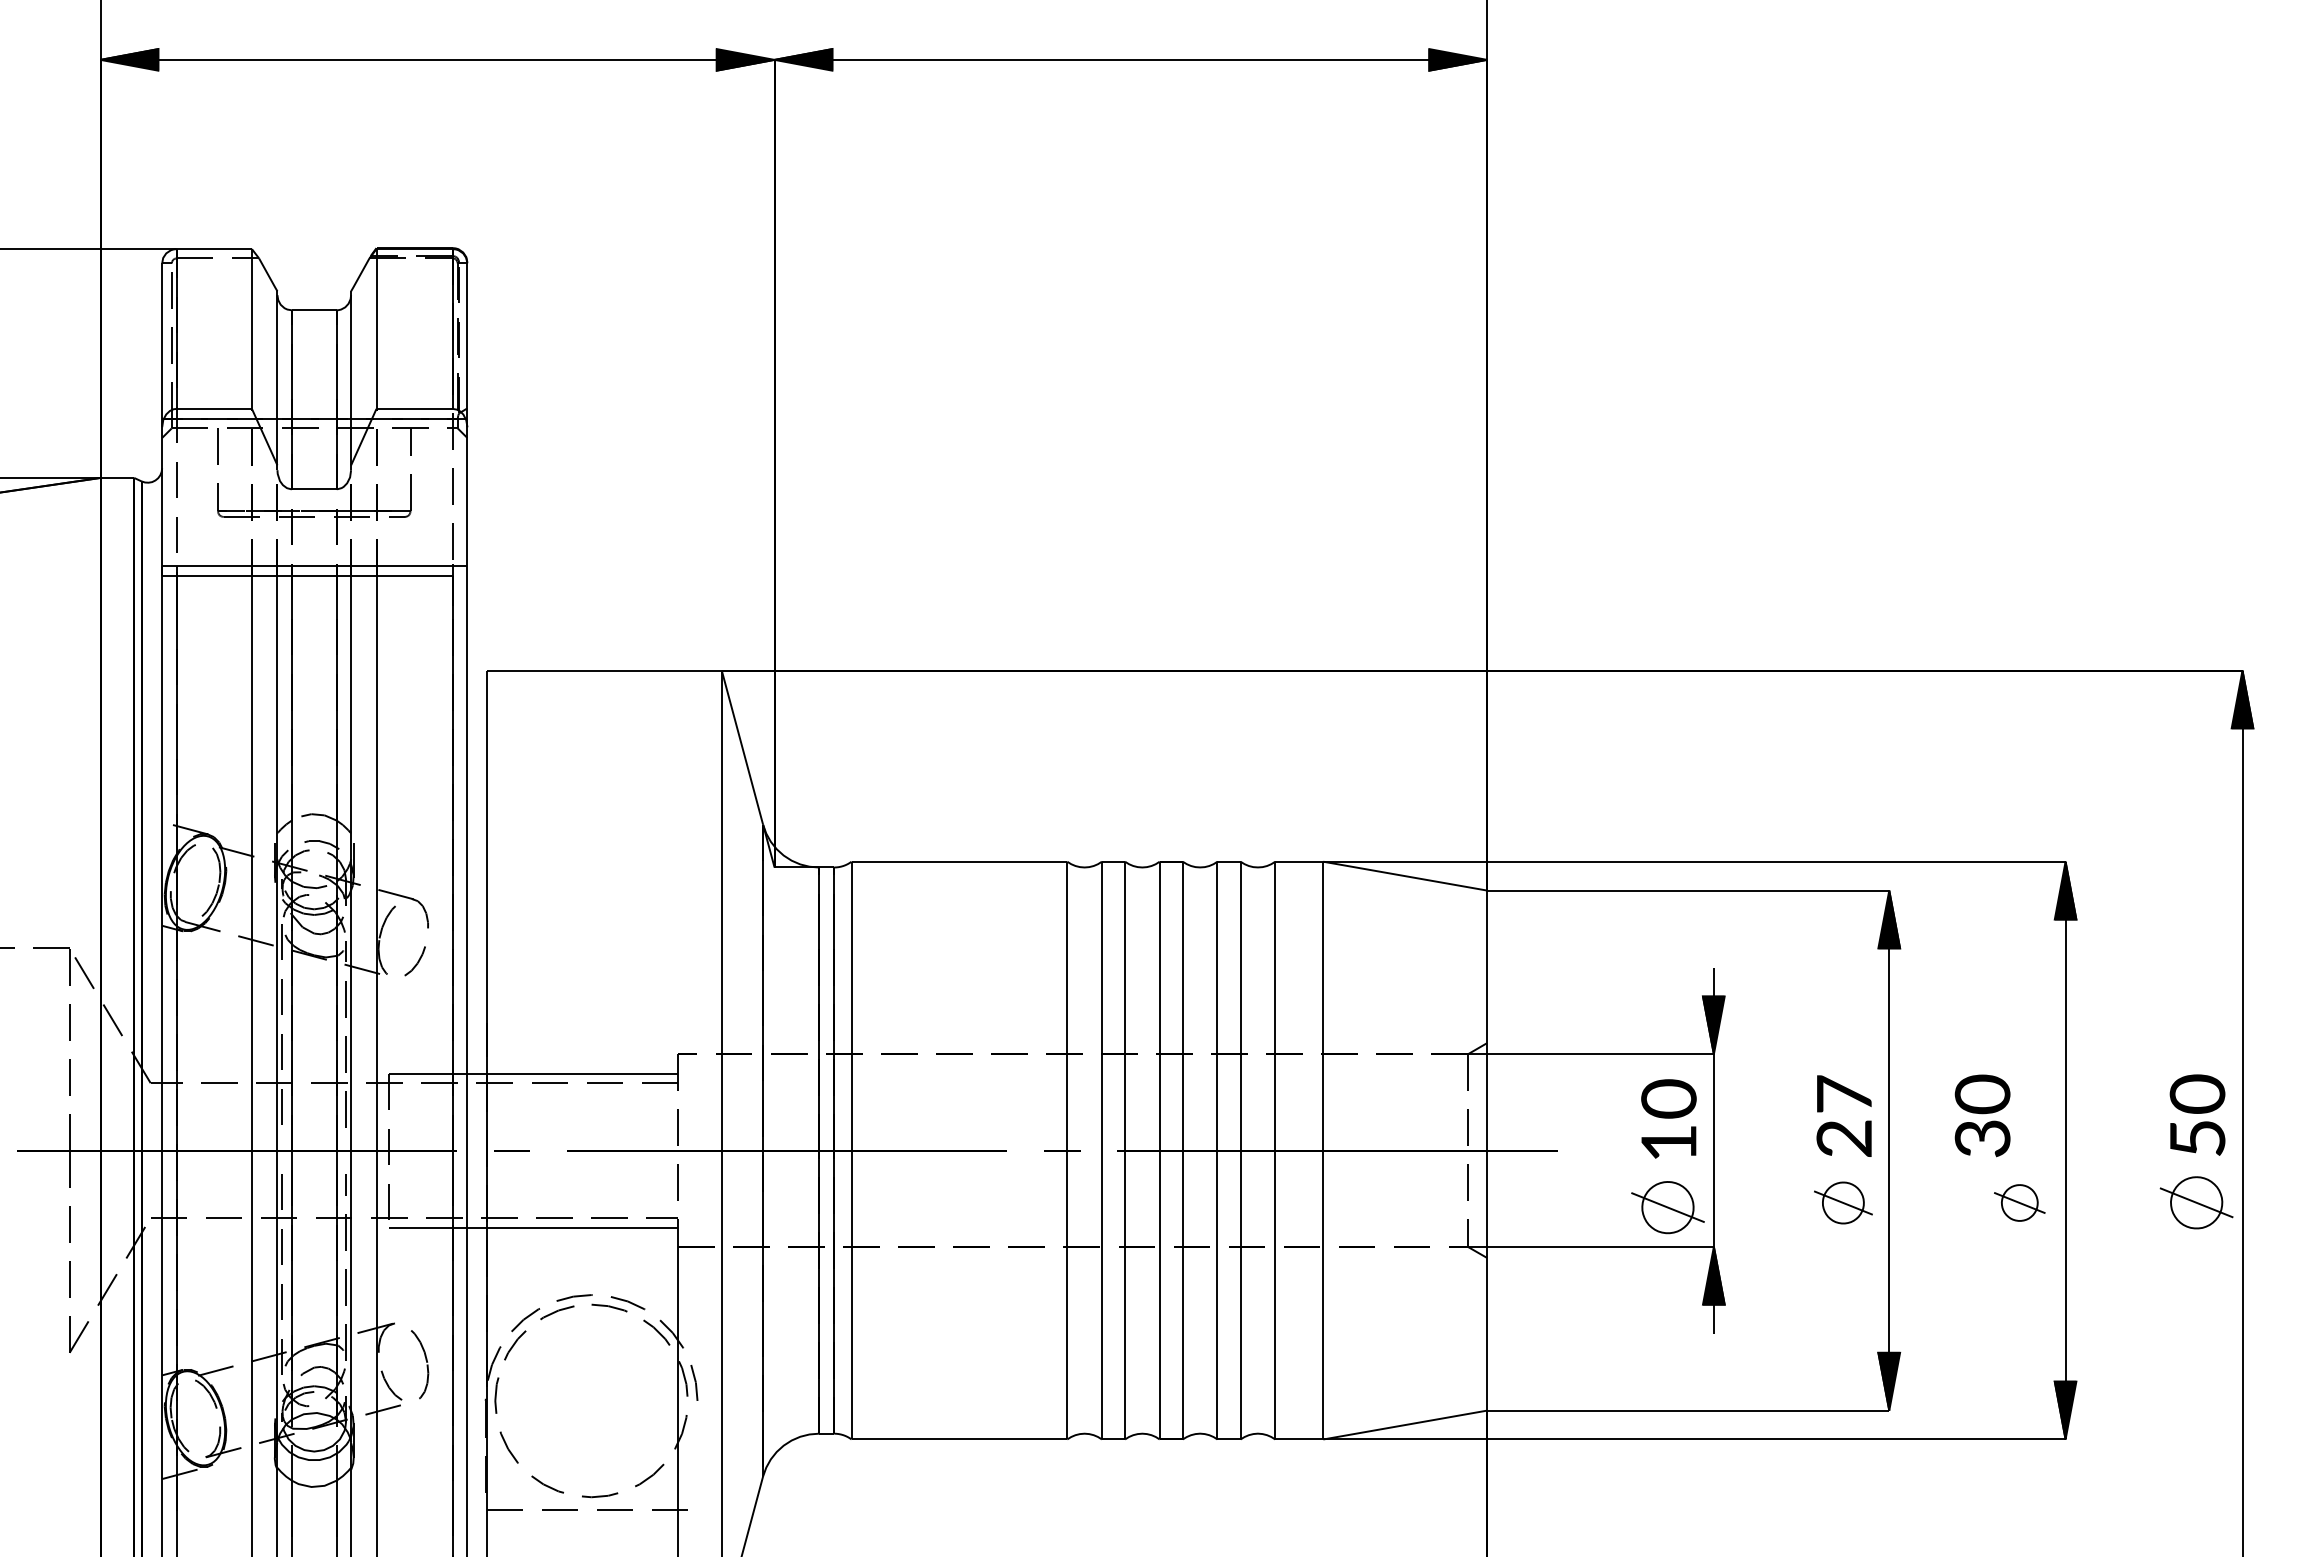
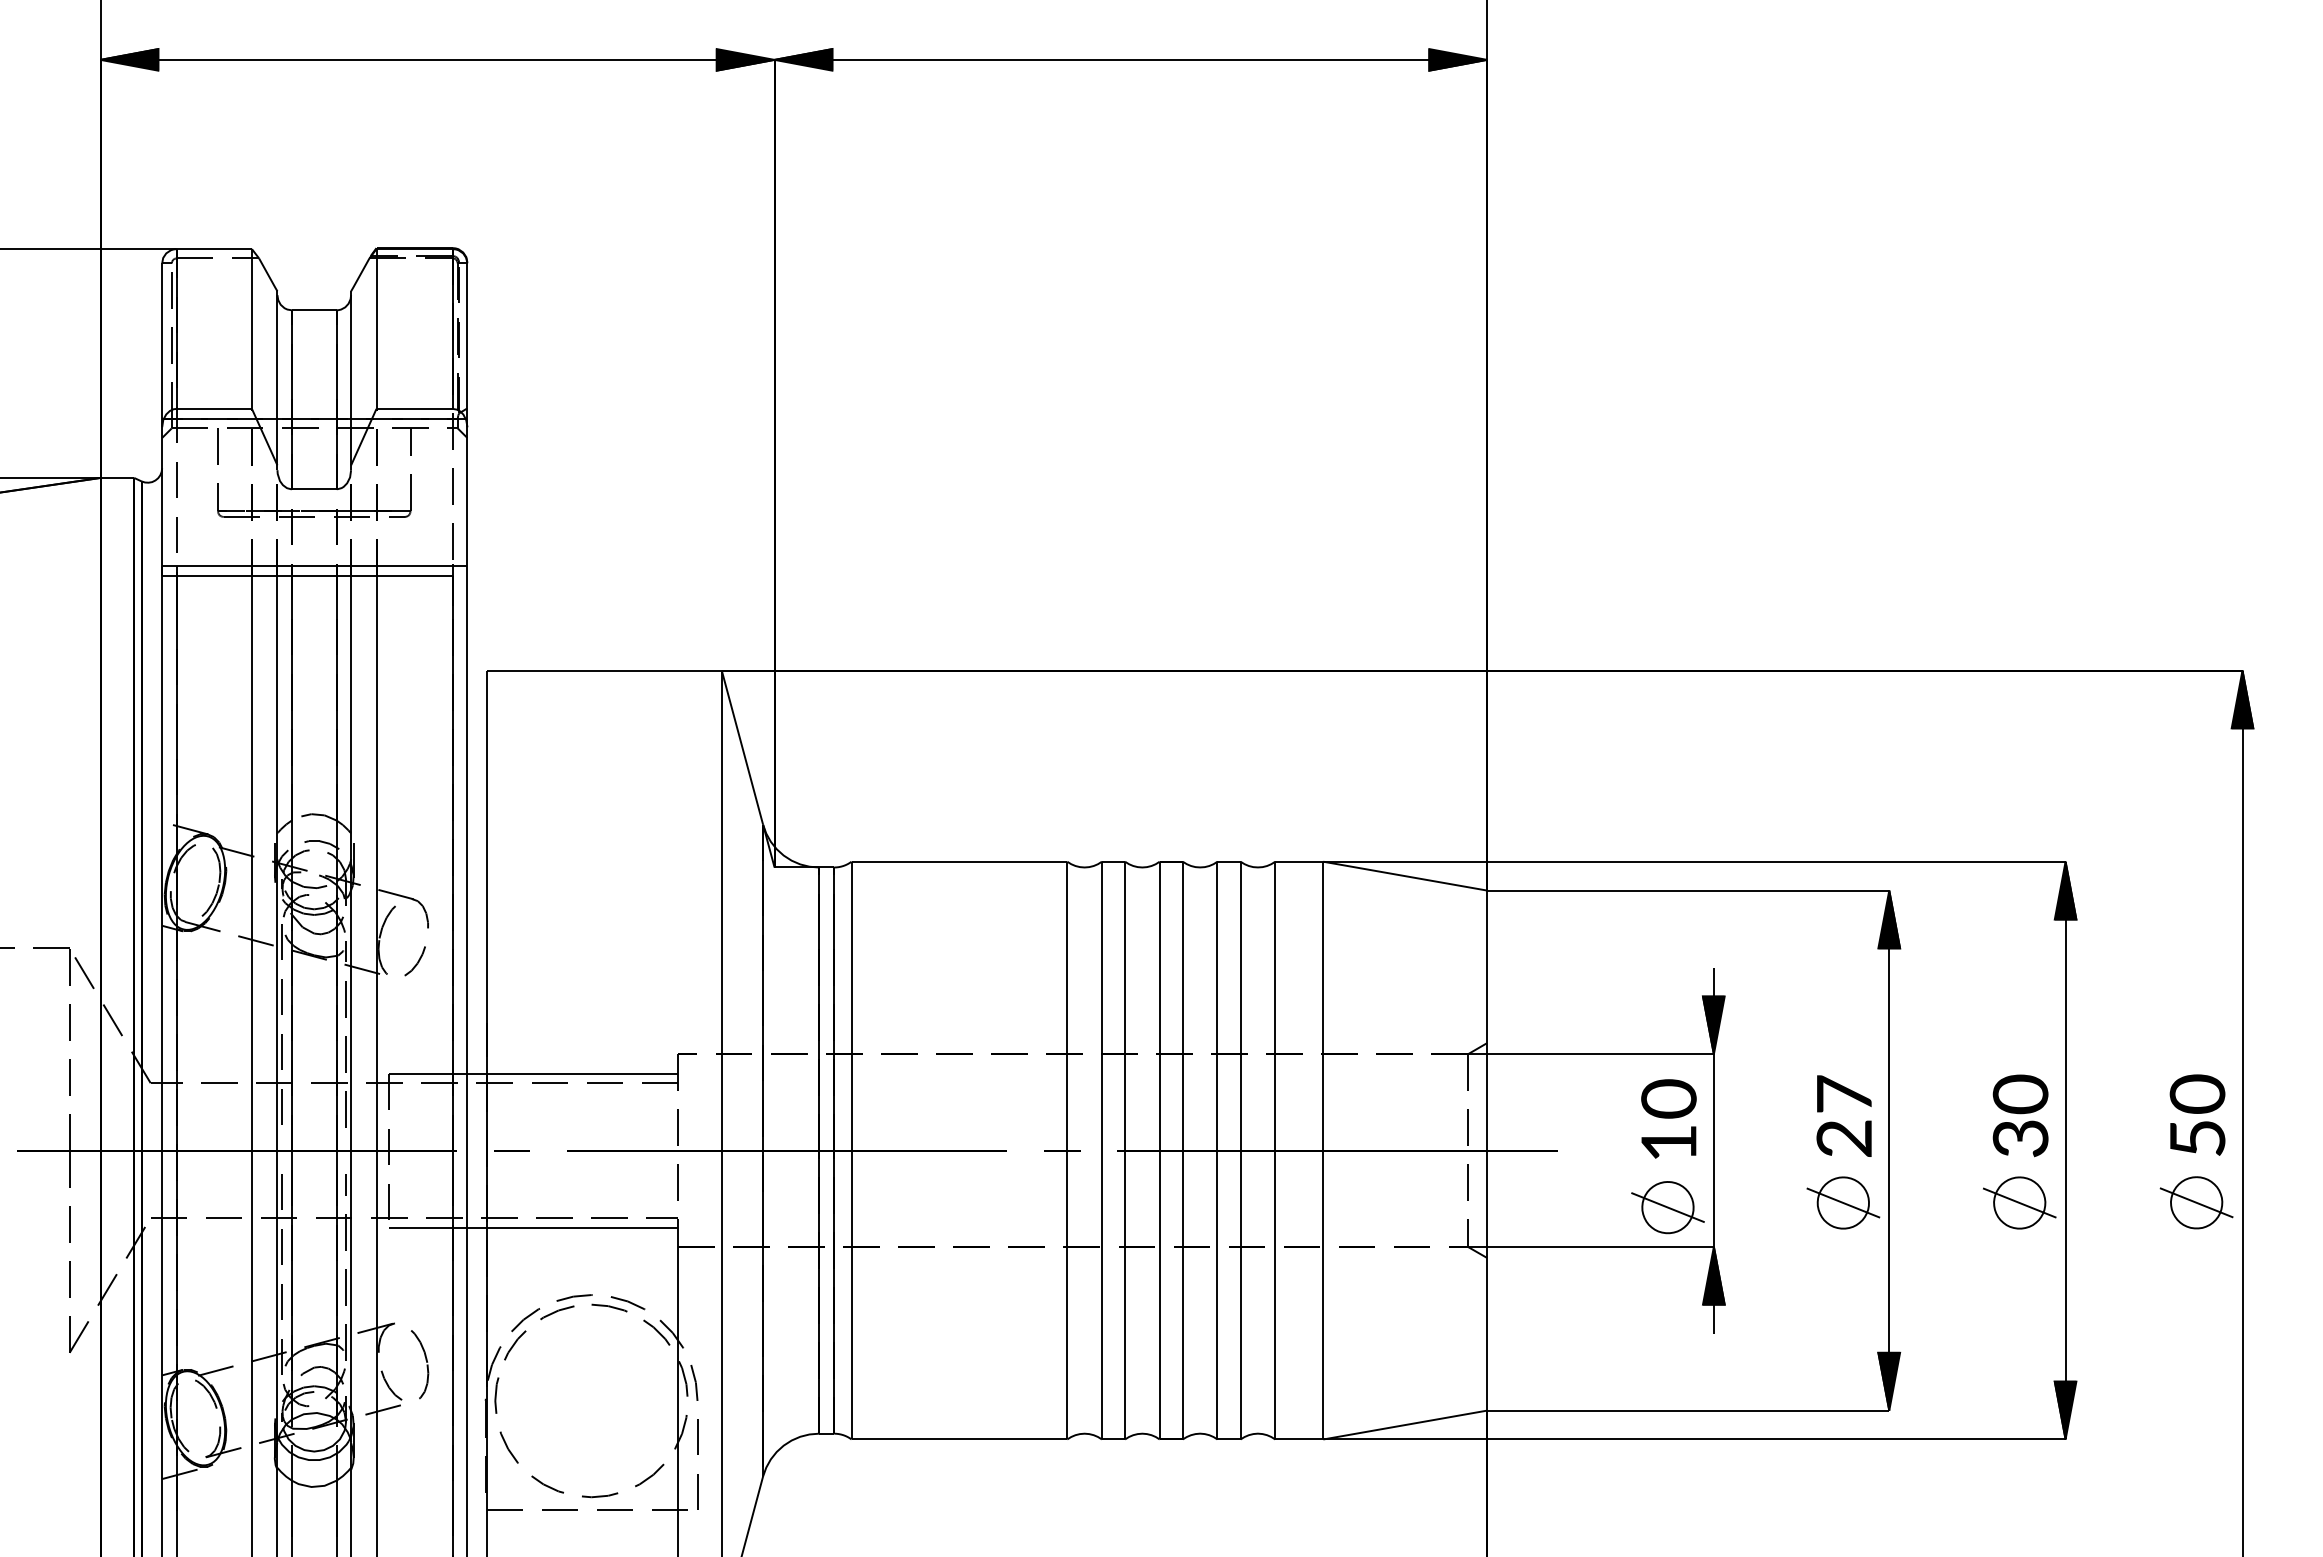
text position: (1982, 1115) -> (2020, 1115) (2020, 1115)
part size: 59x44 px -> 75x54 px (1843, 1202)
part size: 52x38 px -> 74x54 px (2019, 1202)
line: none -> present (697, 1454)
